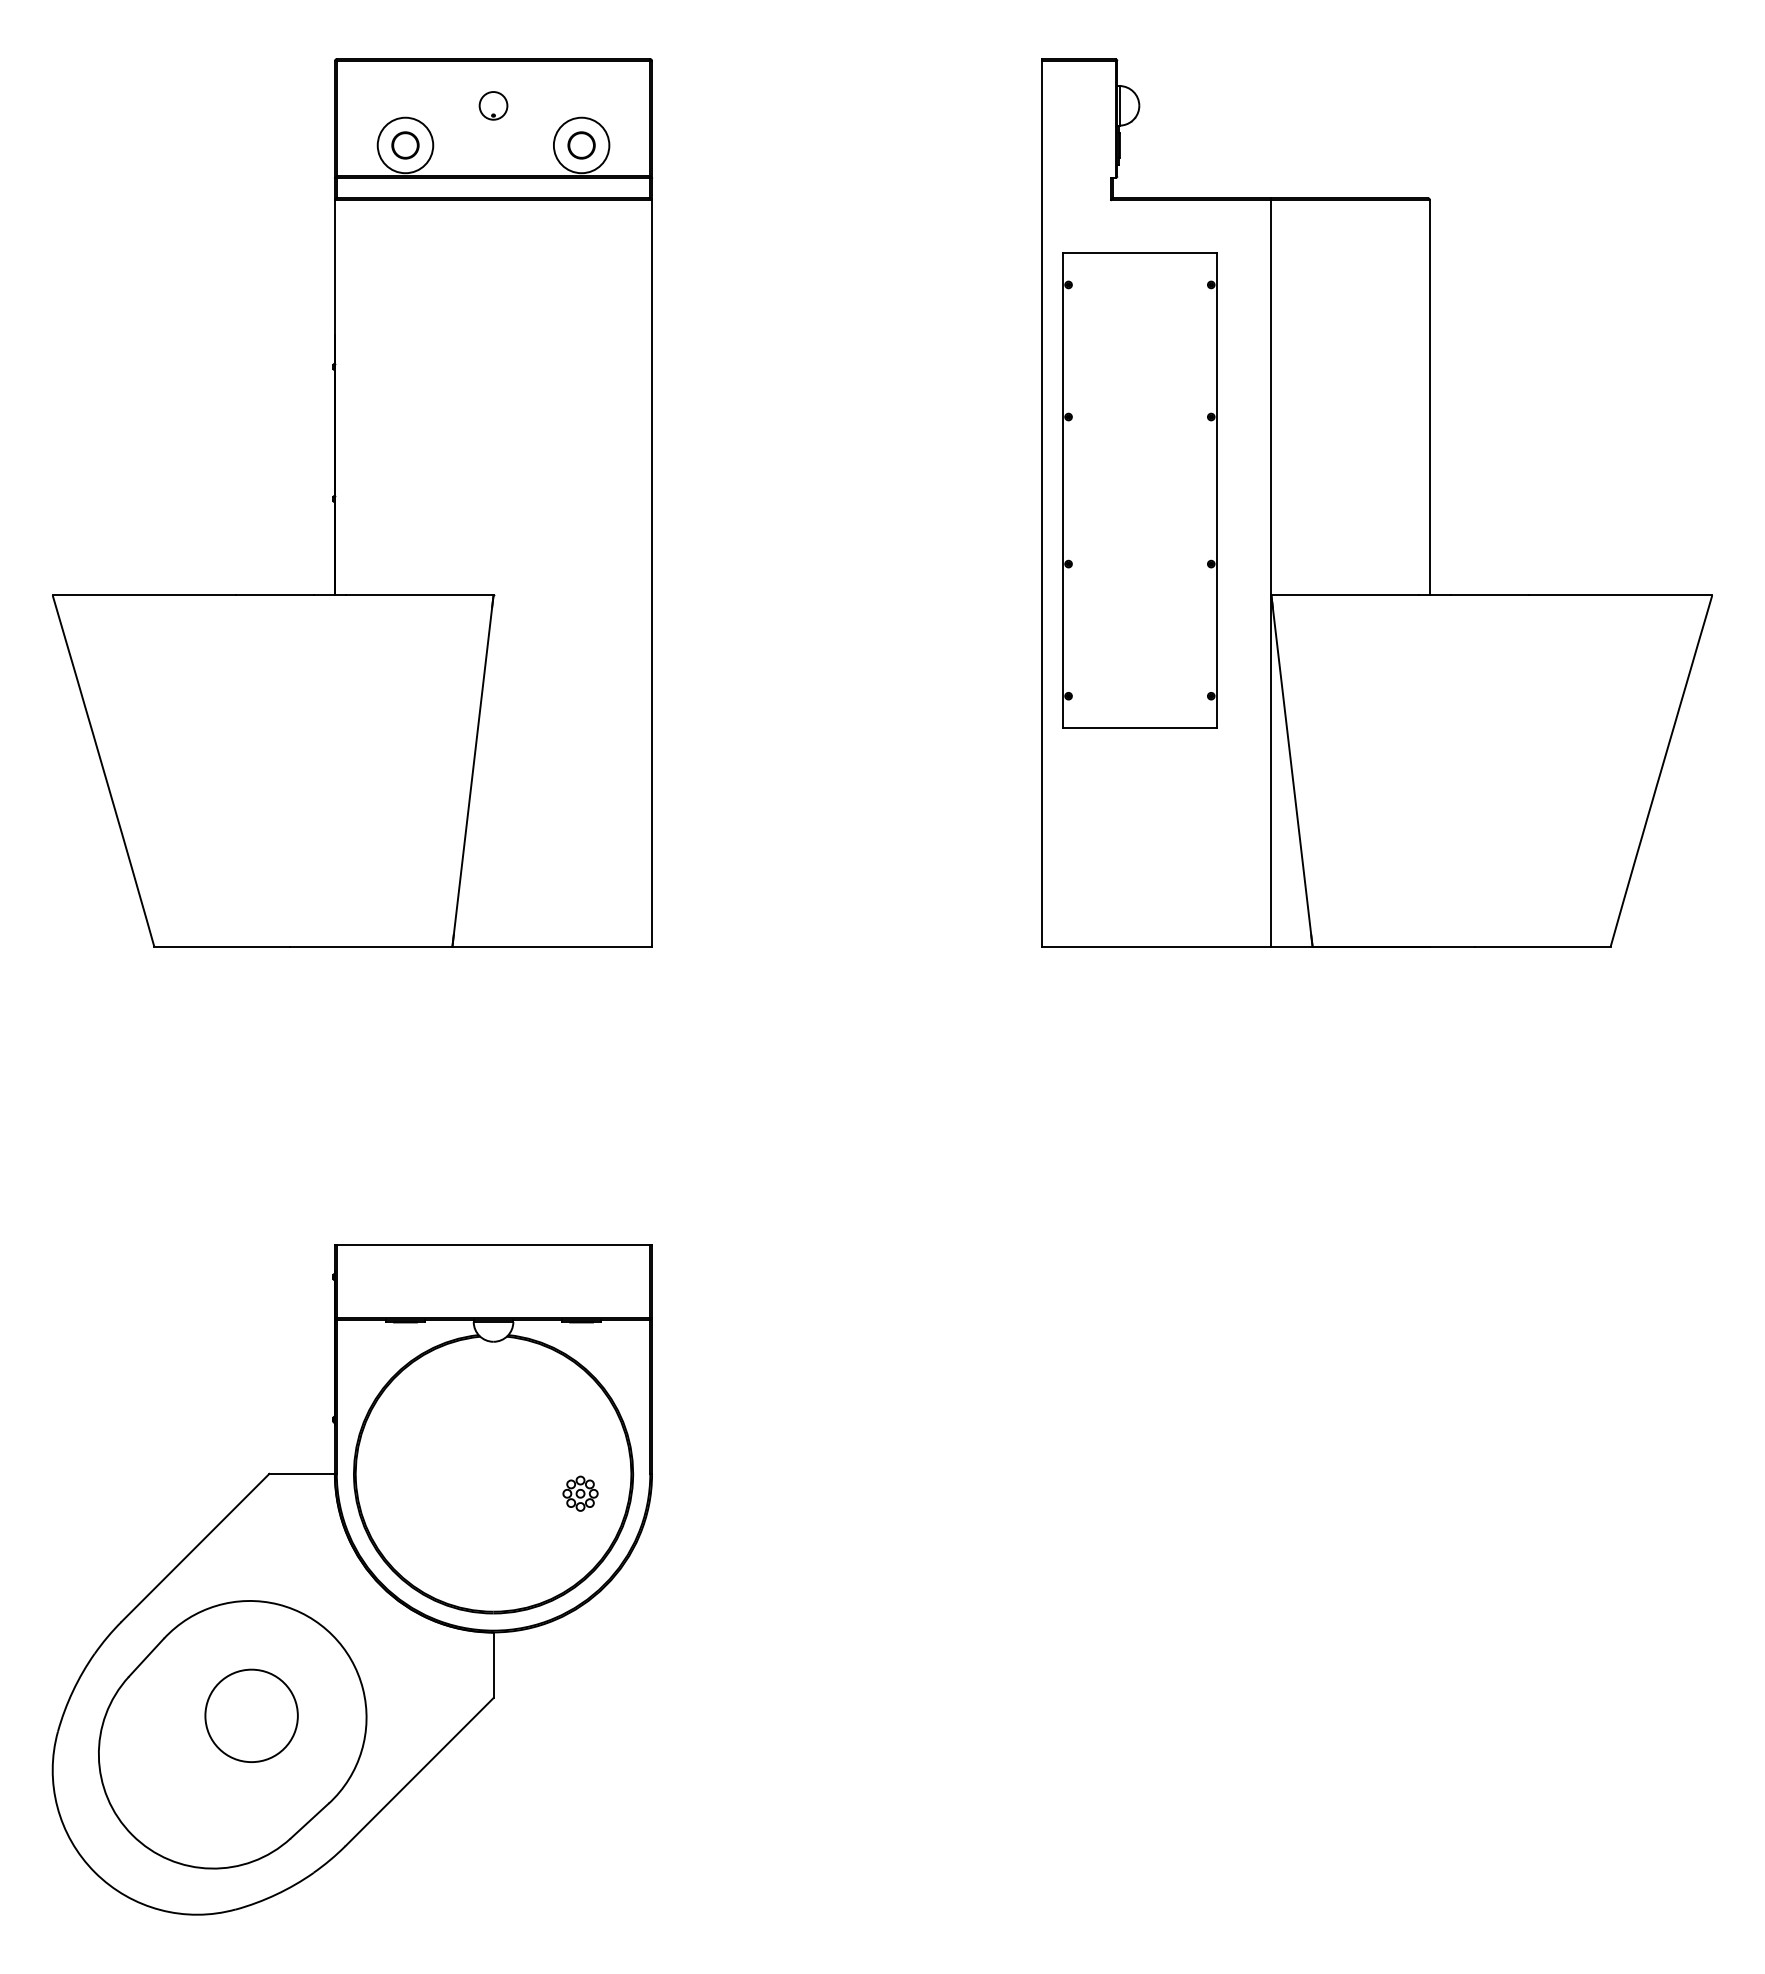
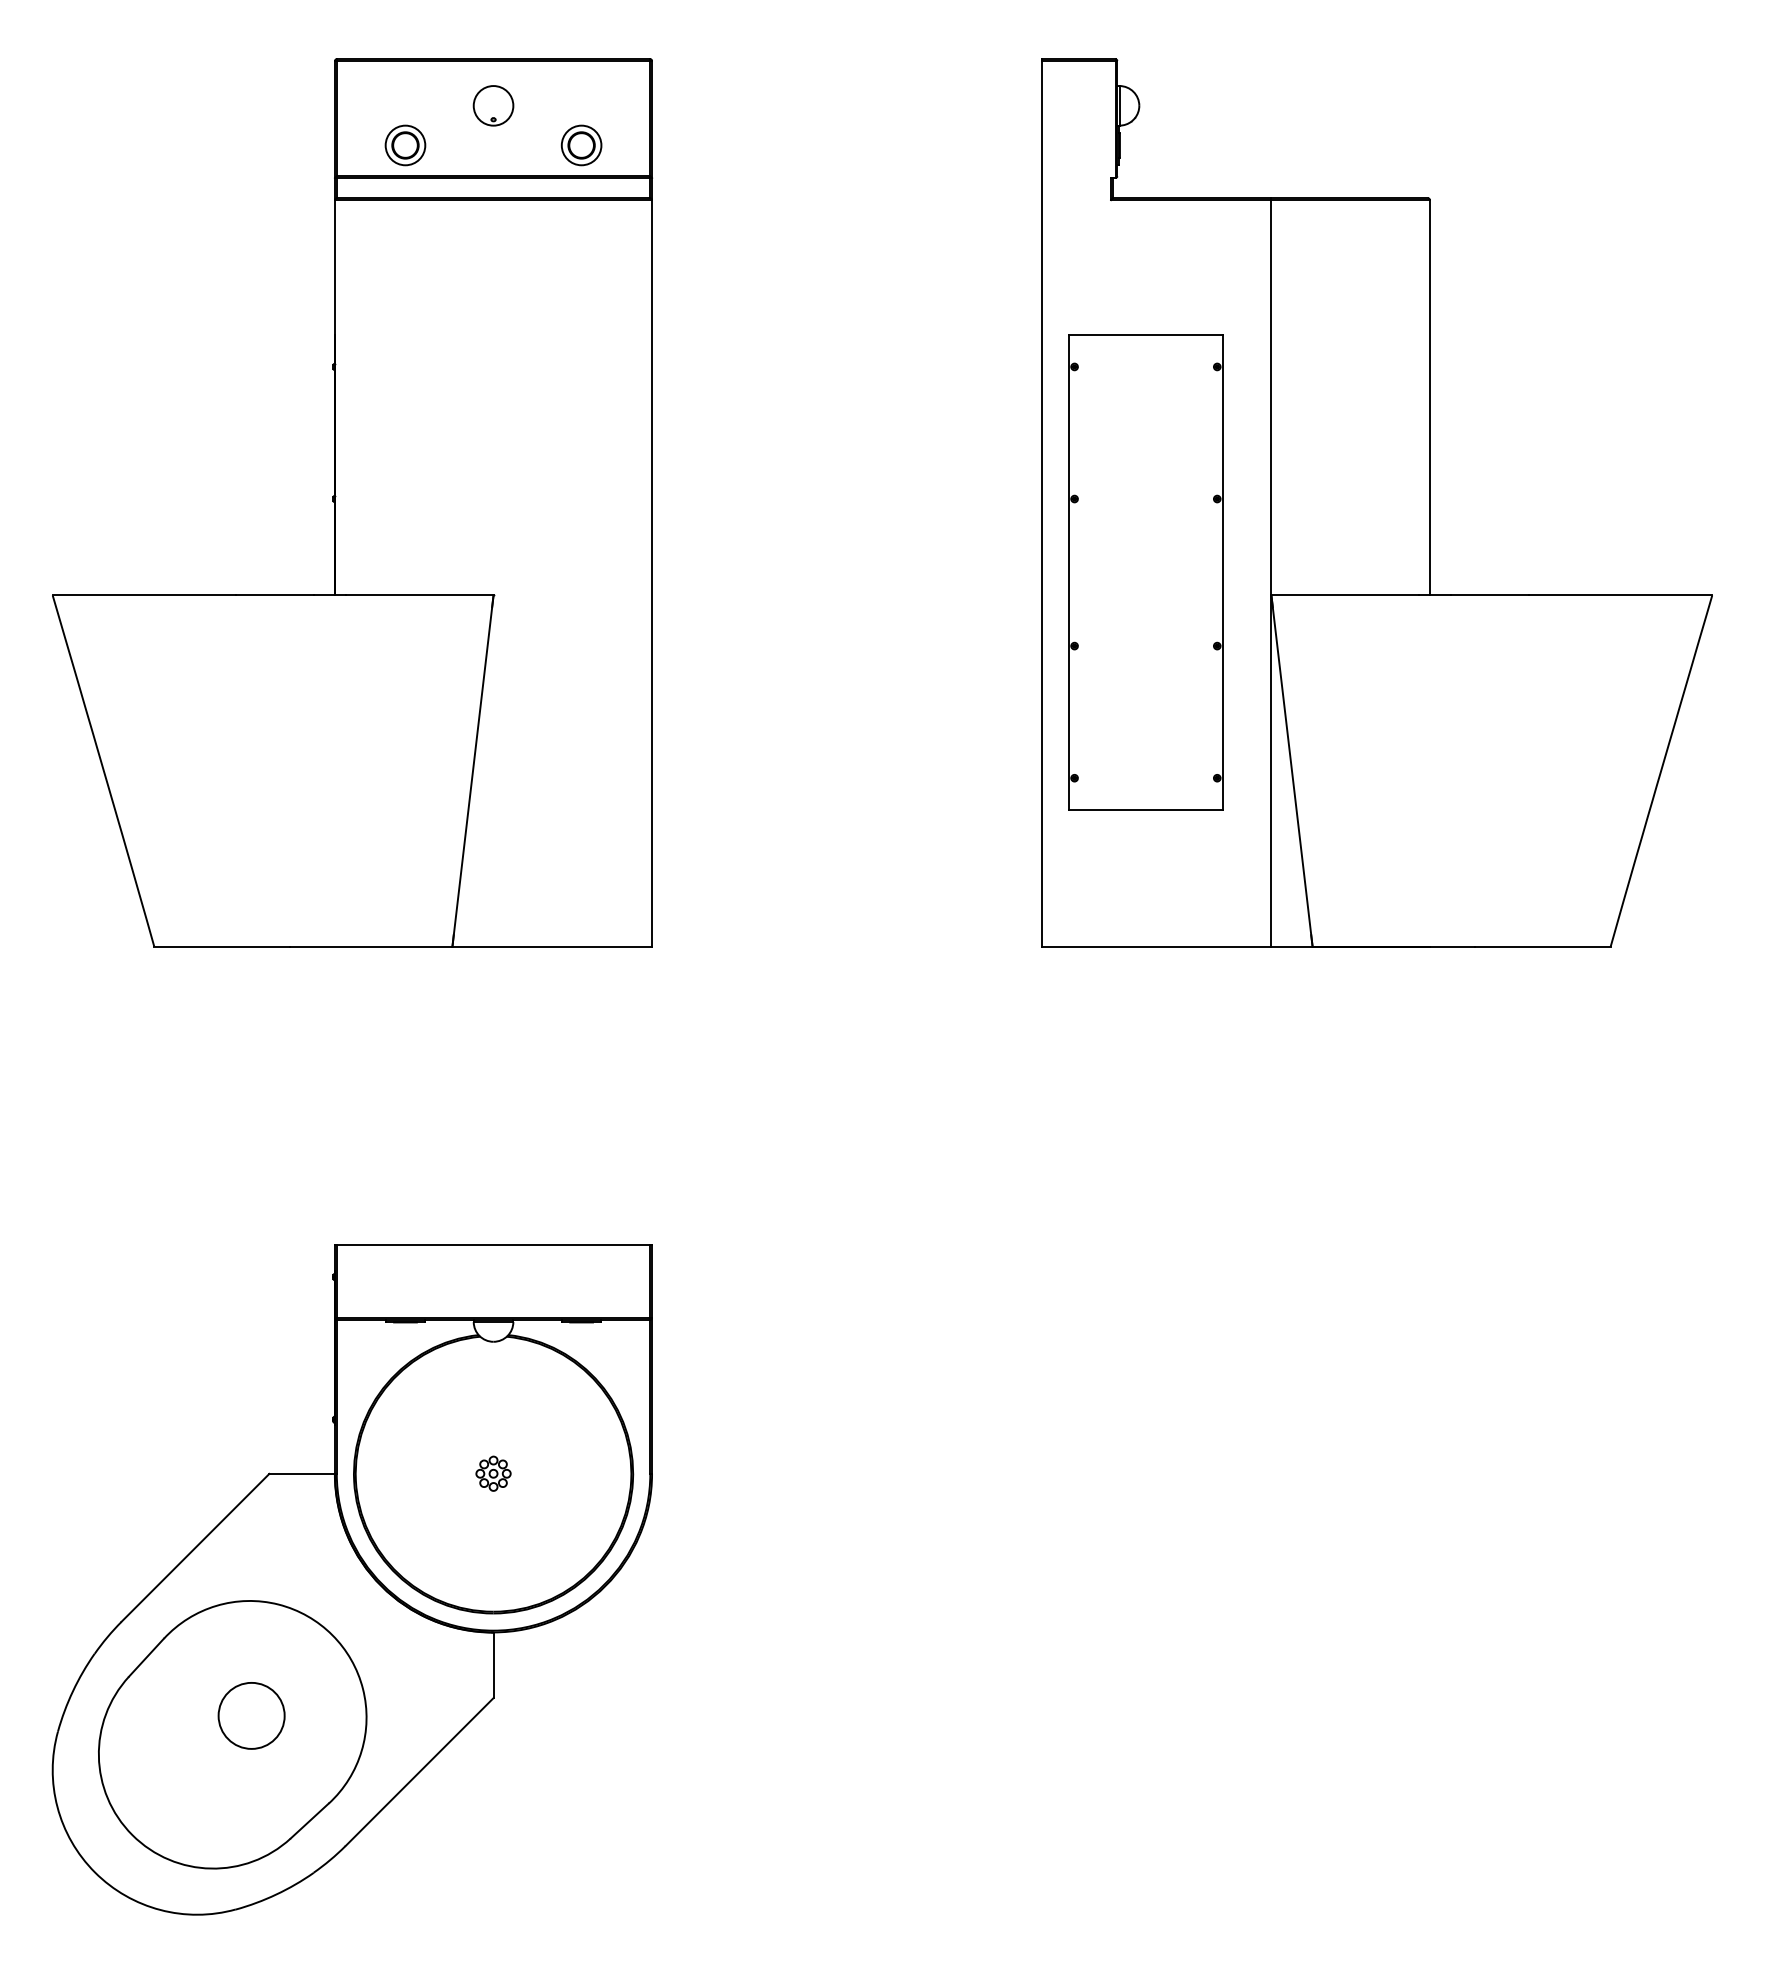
part size: 31x30 px -> 43x42 px (493, 105)
circle diameter: 55 px -> 40 px (405, 145)
circle diameter: 55 px -> 40 px (581, 145)
part position: (1139, 490) -> (1145, 572) (1145, 572)
part position: (580, 1493) -> (493, 1473) (493, 1473)
circle diameter: 92 px -> 66 px (251, 1715)
